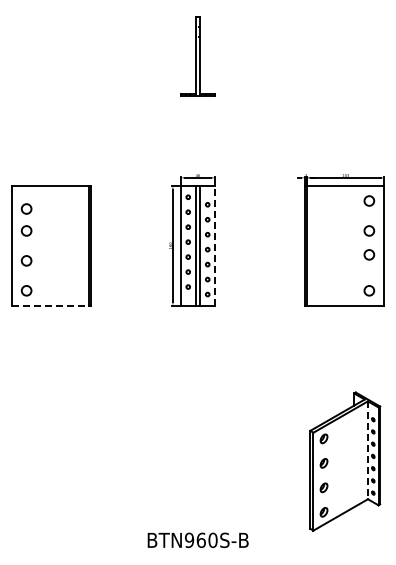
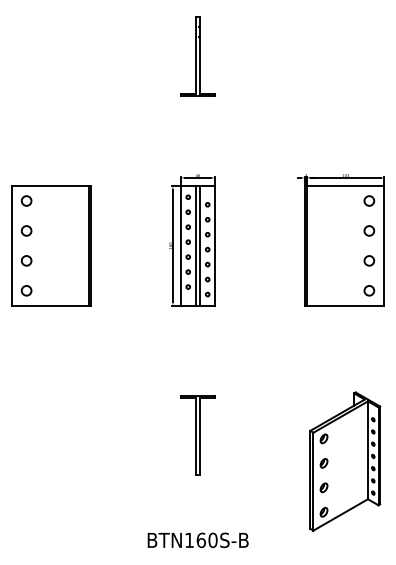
circle position: (26, 208) -> (26, 200) (26, 200)
line: dashed -> solid (215, 245)
circle position: (369, 254) -> (369, 260) (369, 260)
line: dashed -> solid (50, 305)
part: none -> present (197, 435)
line: dashed -> solid (367, 450)
text: BTN960S-B -> BTN160S-B (189, 540)
